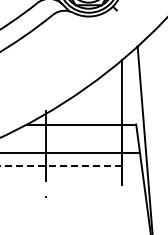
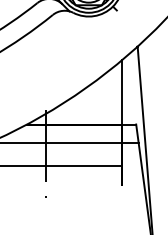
line position: (70, 153) -> (70, 143) (70, 143)
line: dashed -> solid (61, 166)
